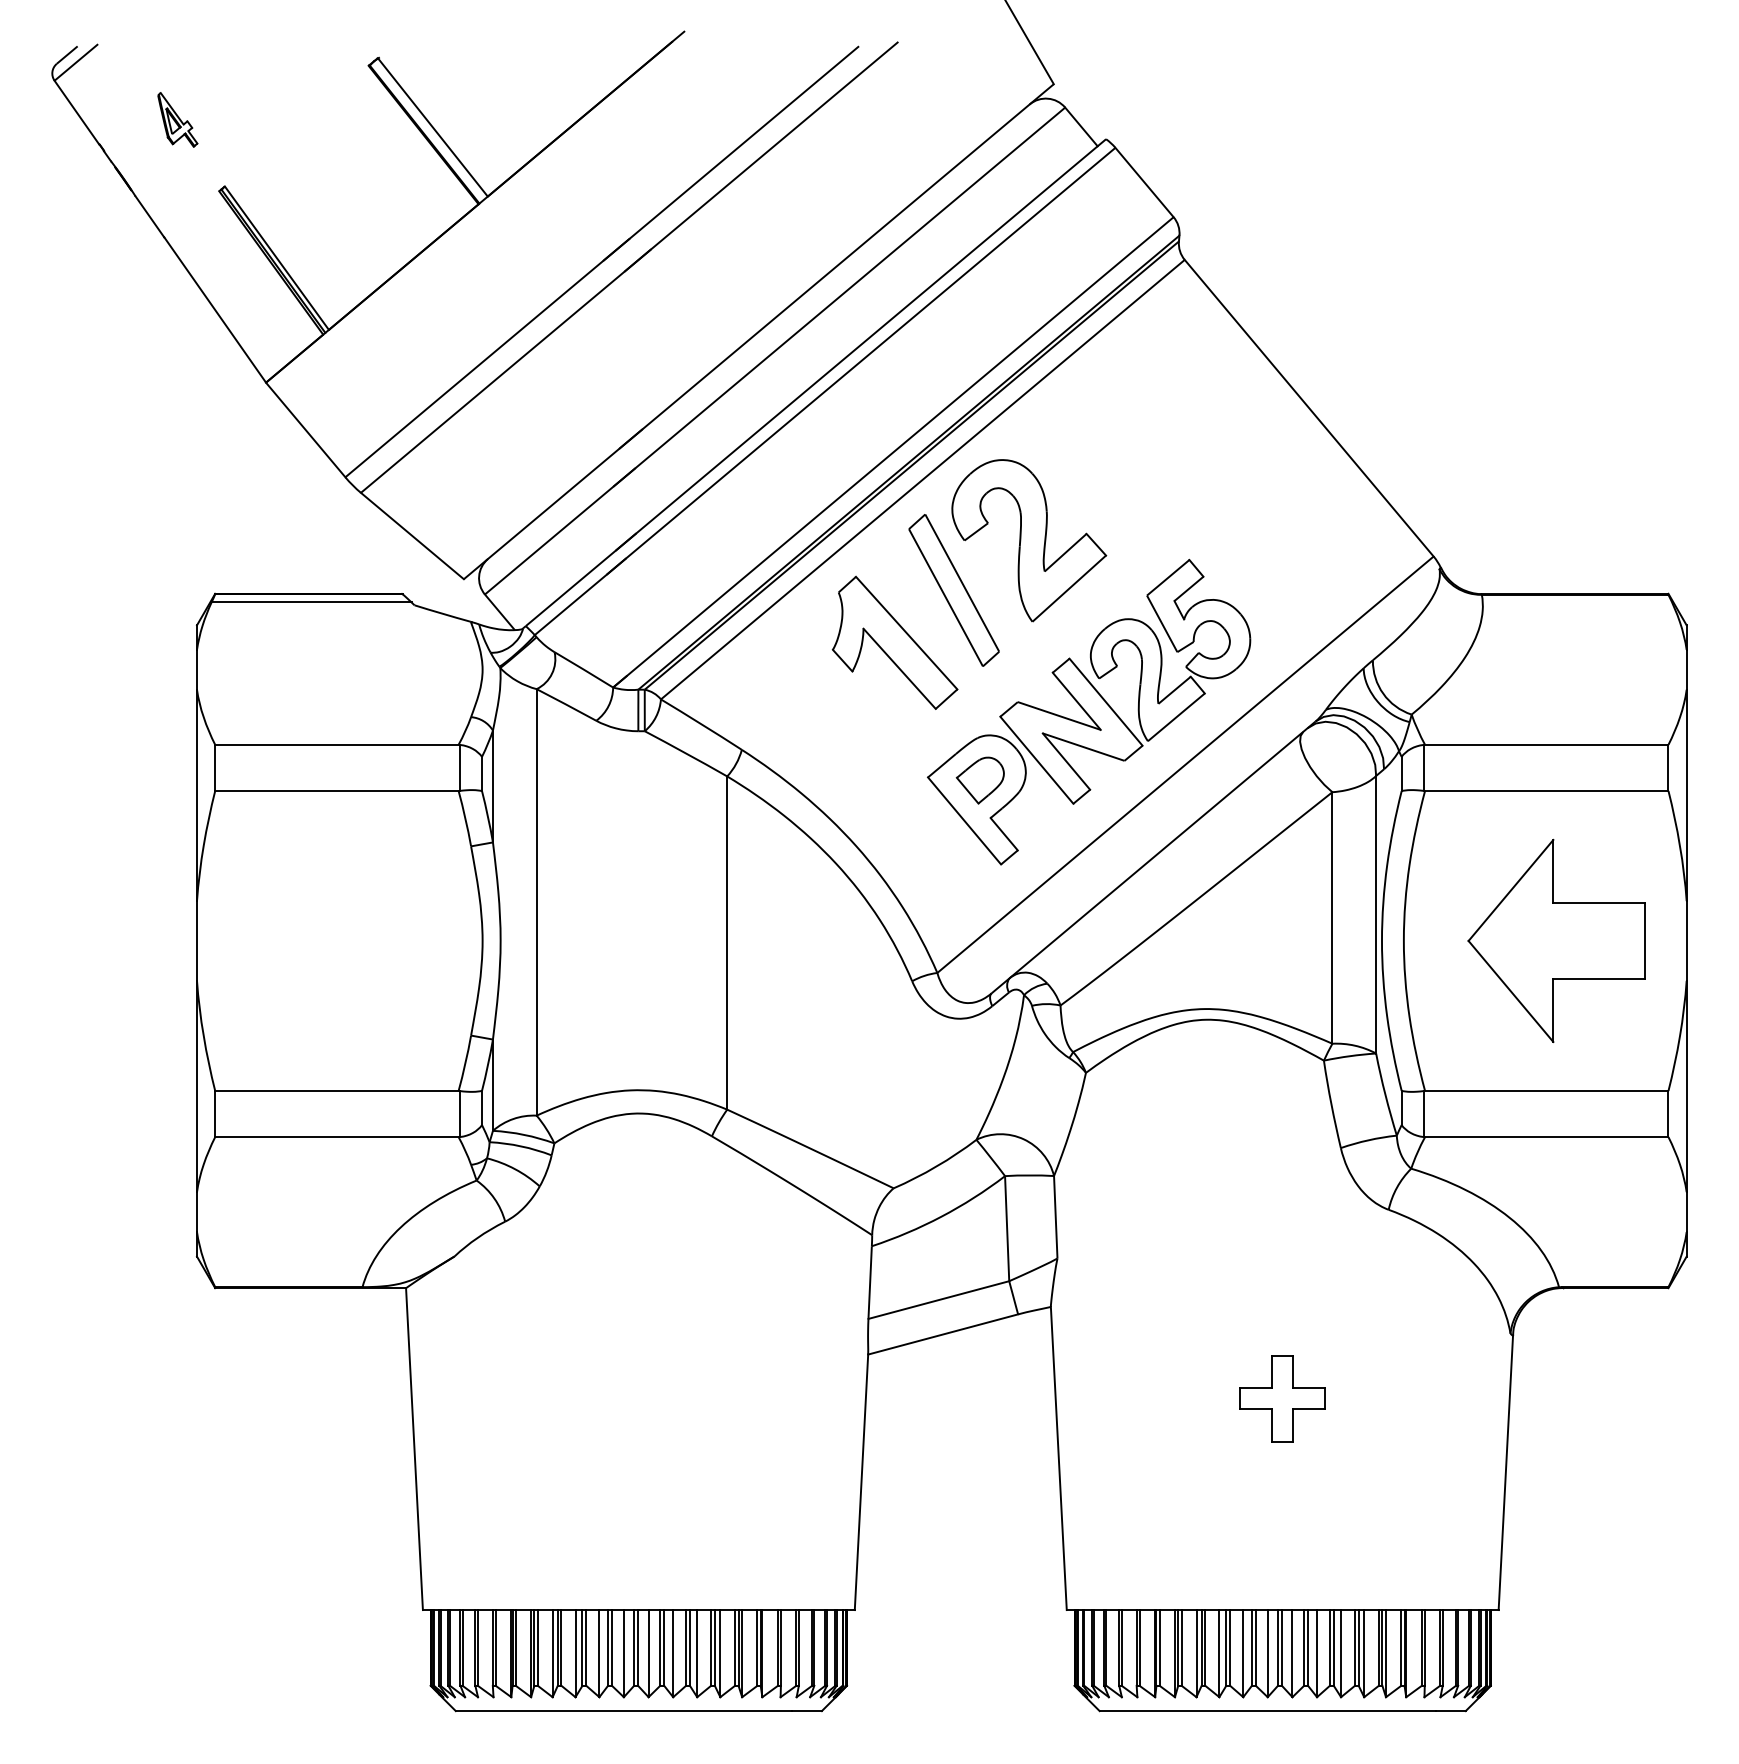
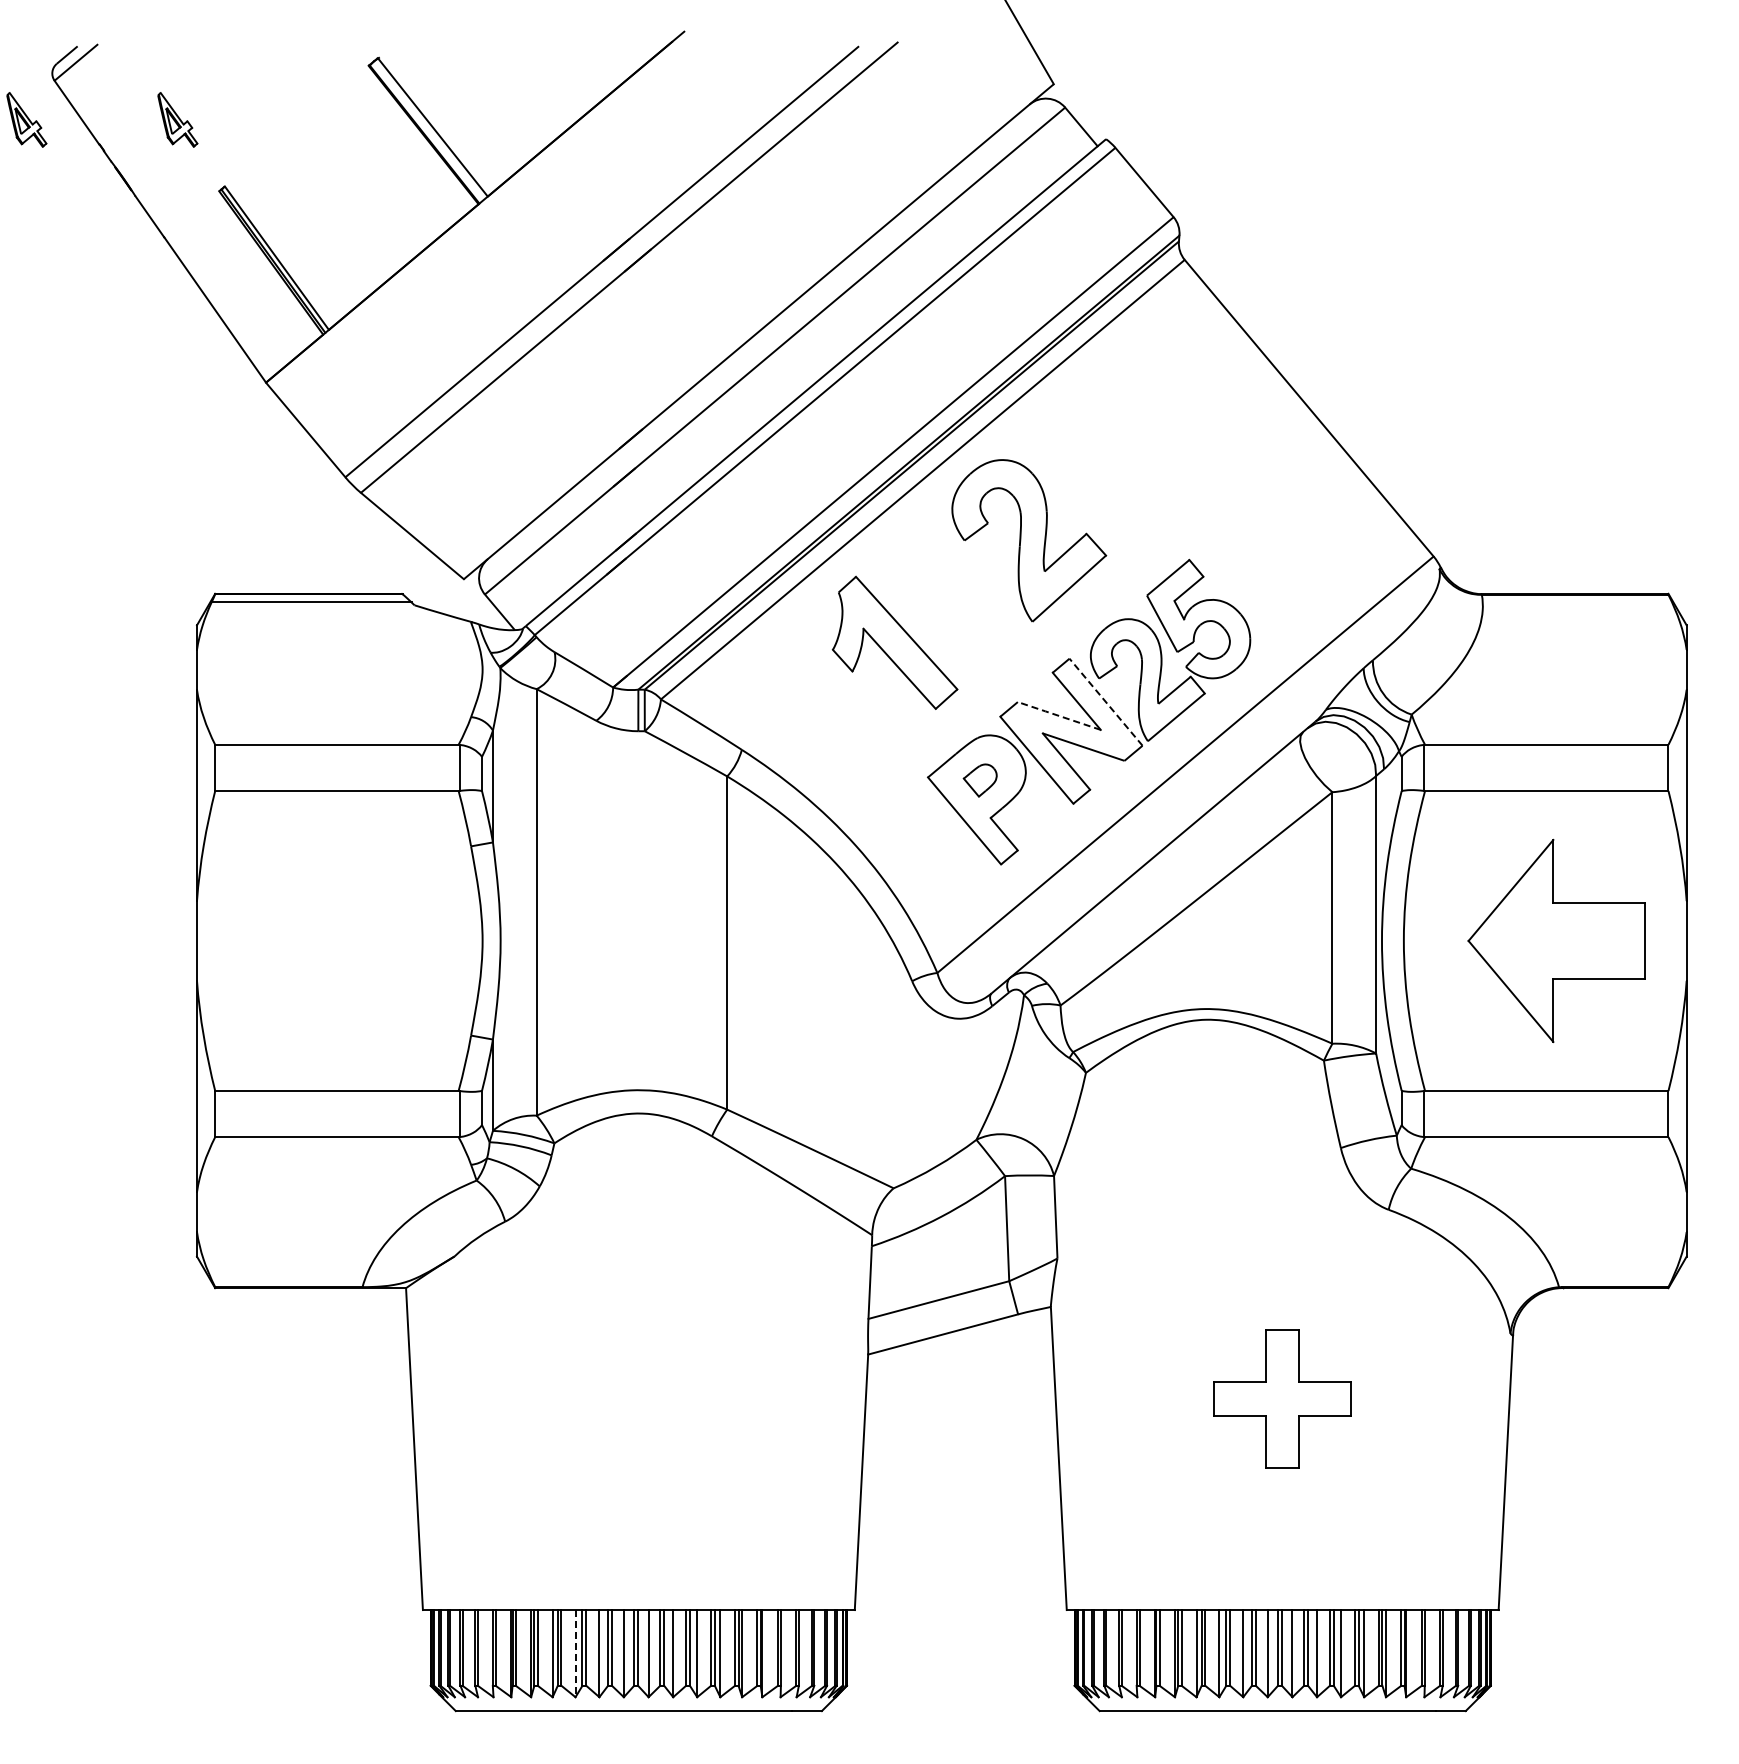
part: none -> present (26, 119)
part: present -> none (953, 590)
line: solid -> dashed (1106, 702)
line: solid -> dashed (1059, 715)
part size: 50x49 px -> 36x35 px (979, 780)
part size: 87x88 px -> 139x140 px (1282, 1398)
line: solid -> dashed (575, 1653)
